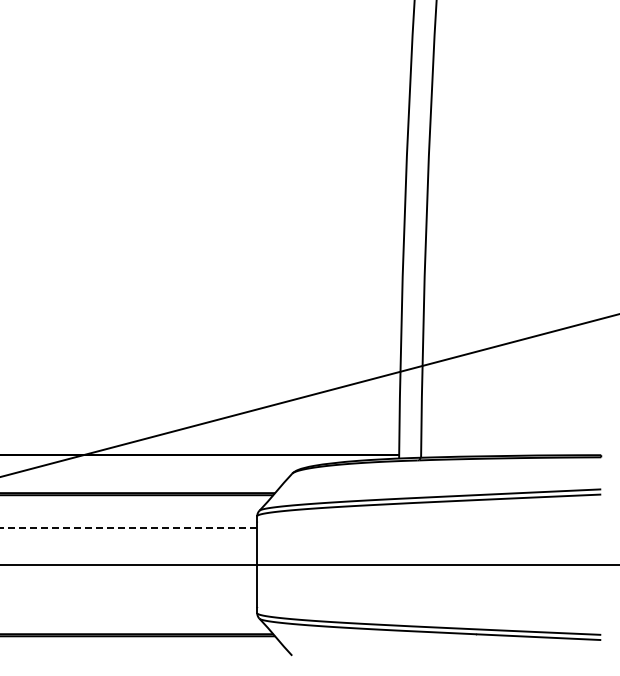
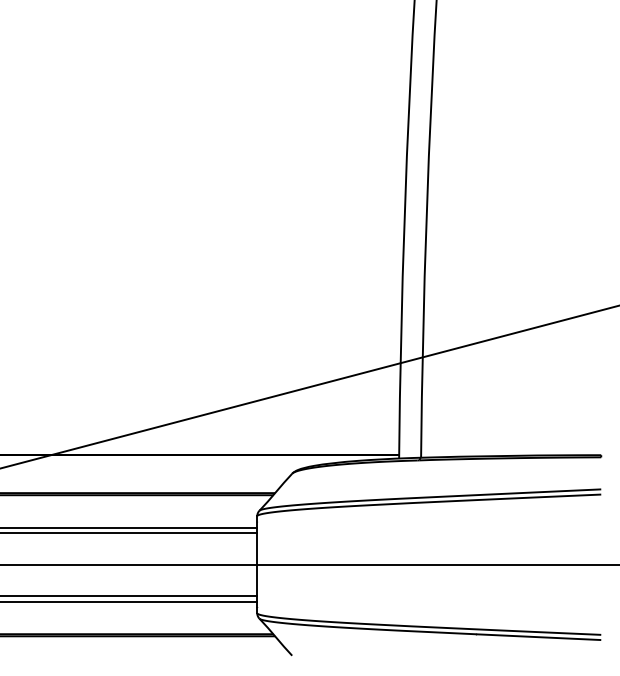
line position: (309, 395) -> (309, 386) (309, 386)
line: dashed -> solid (128, 527)
line: none -> present (129, 532)
line: none -> present (129, 596)
line: none -> present (129, 601)
